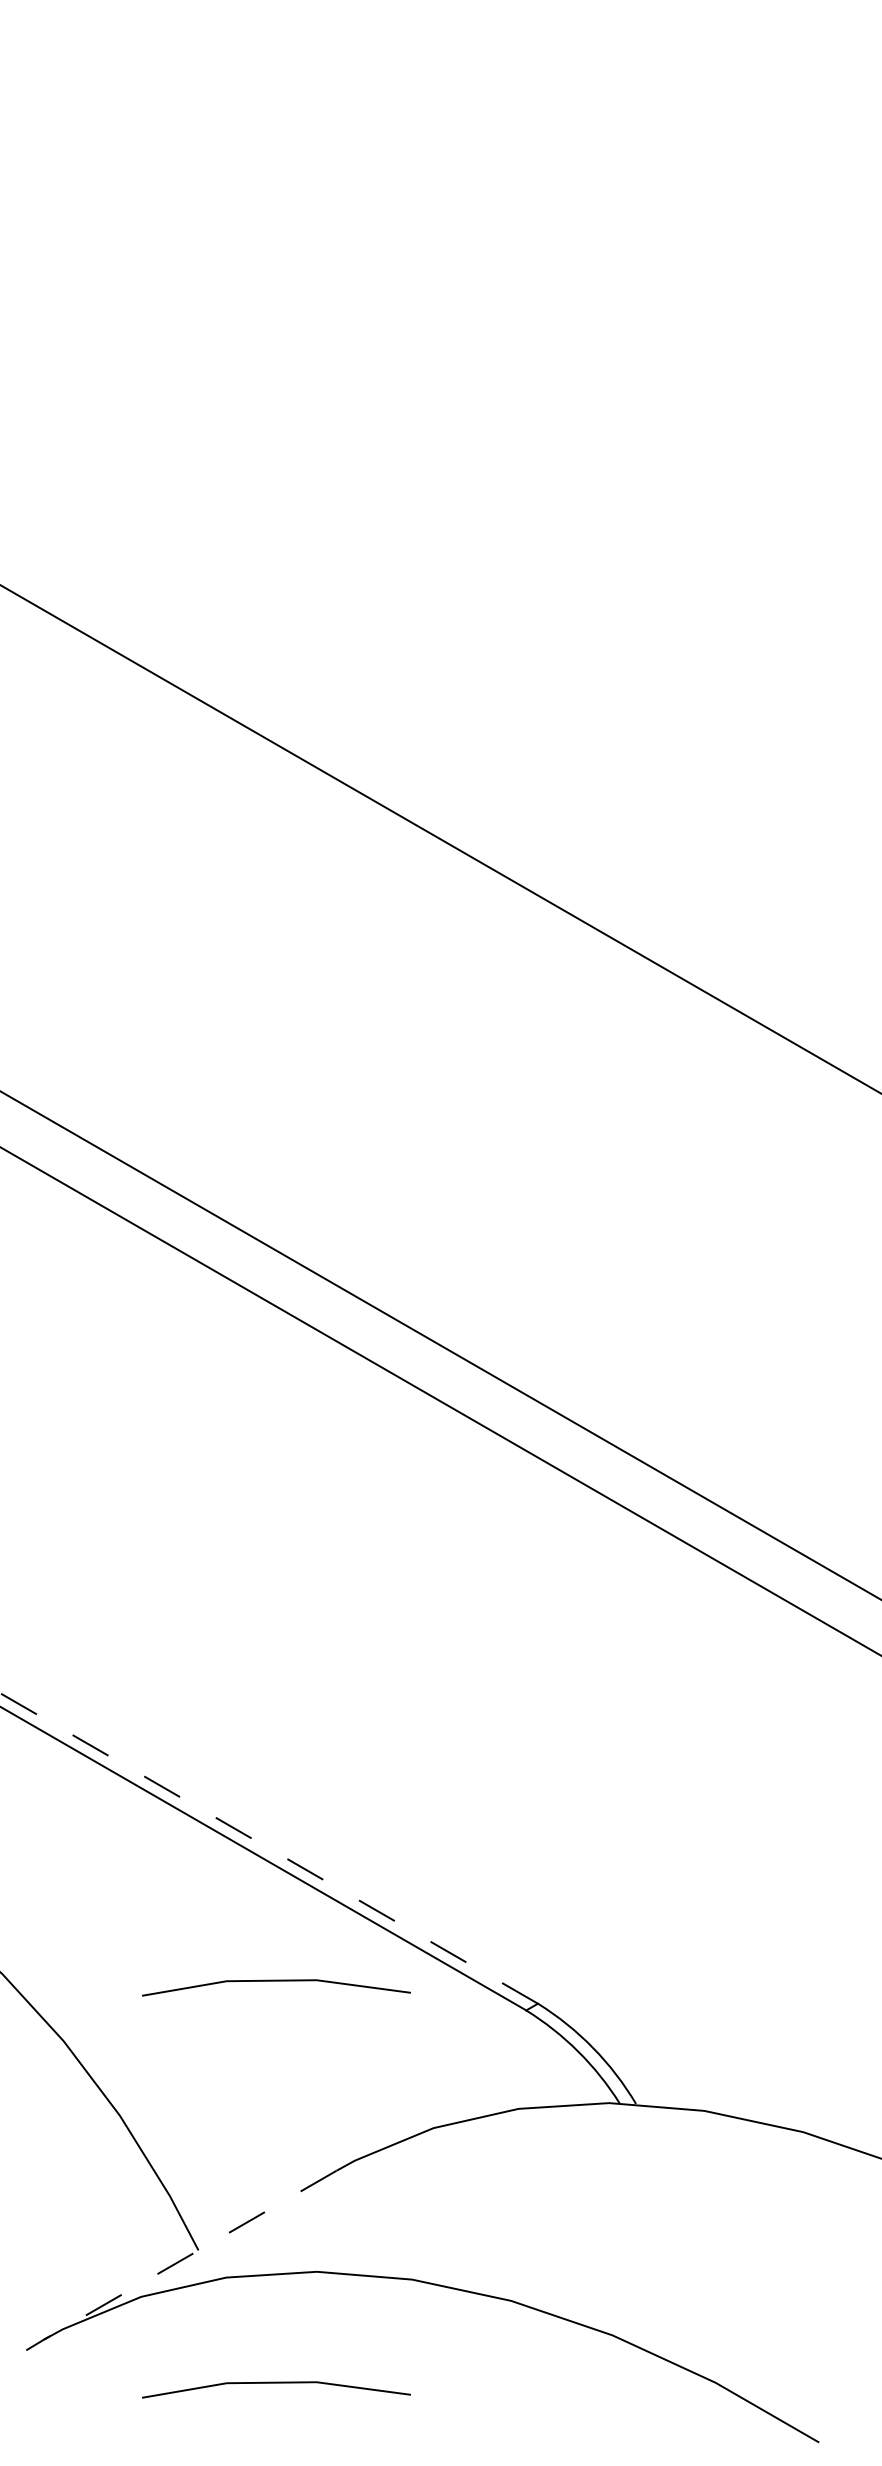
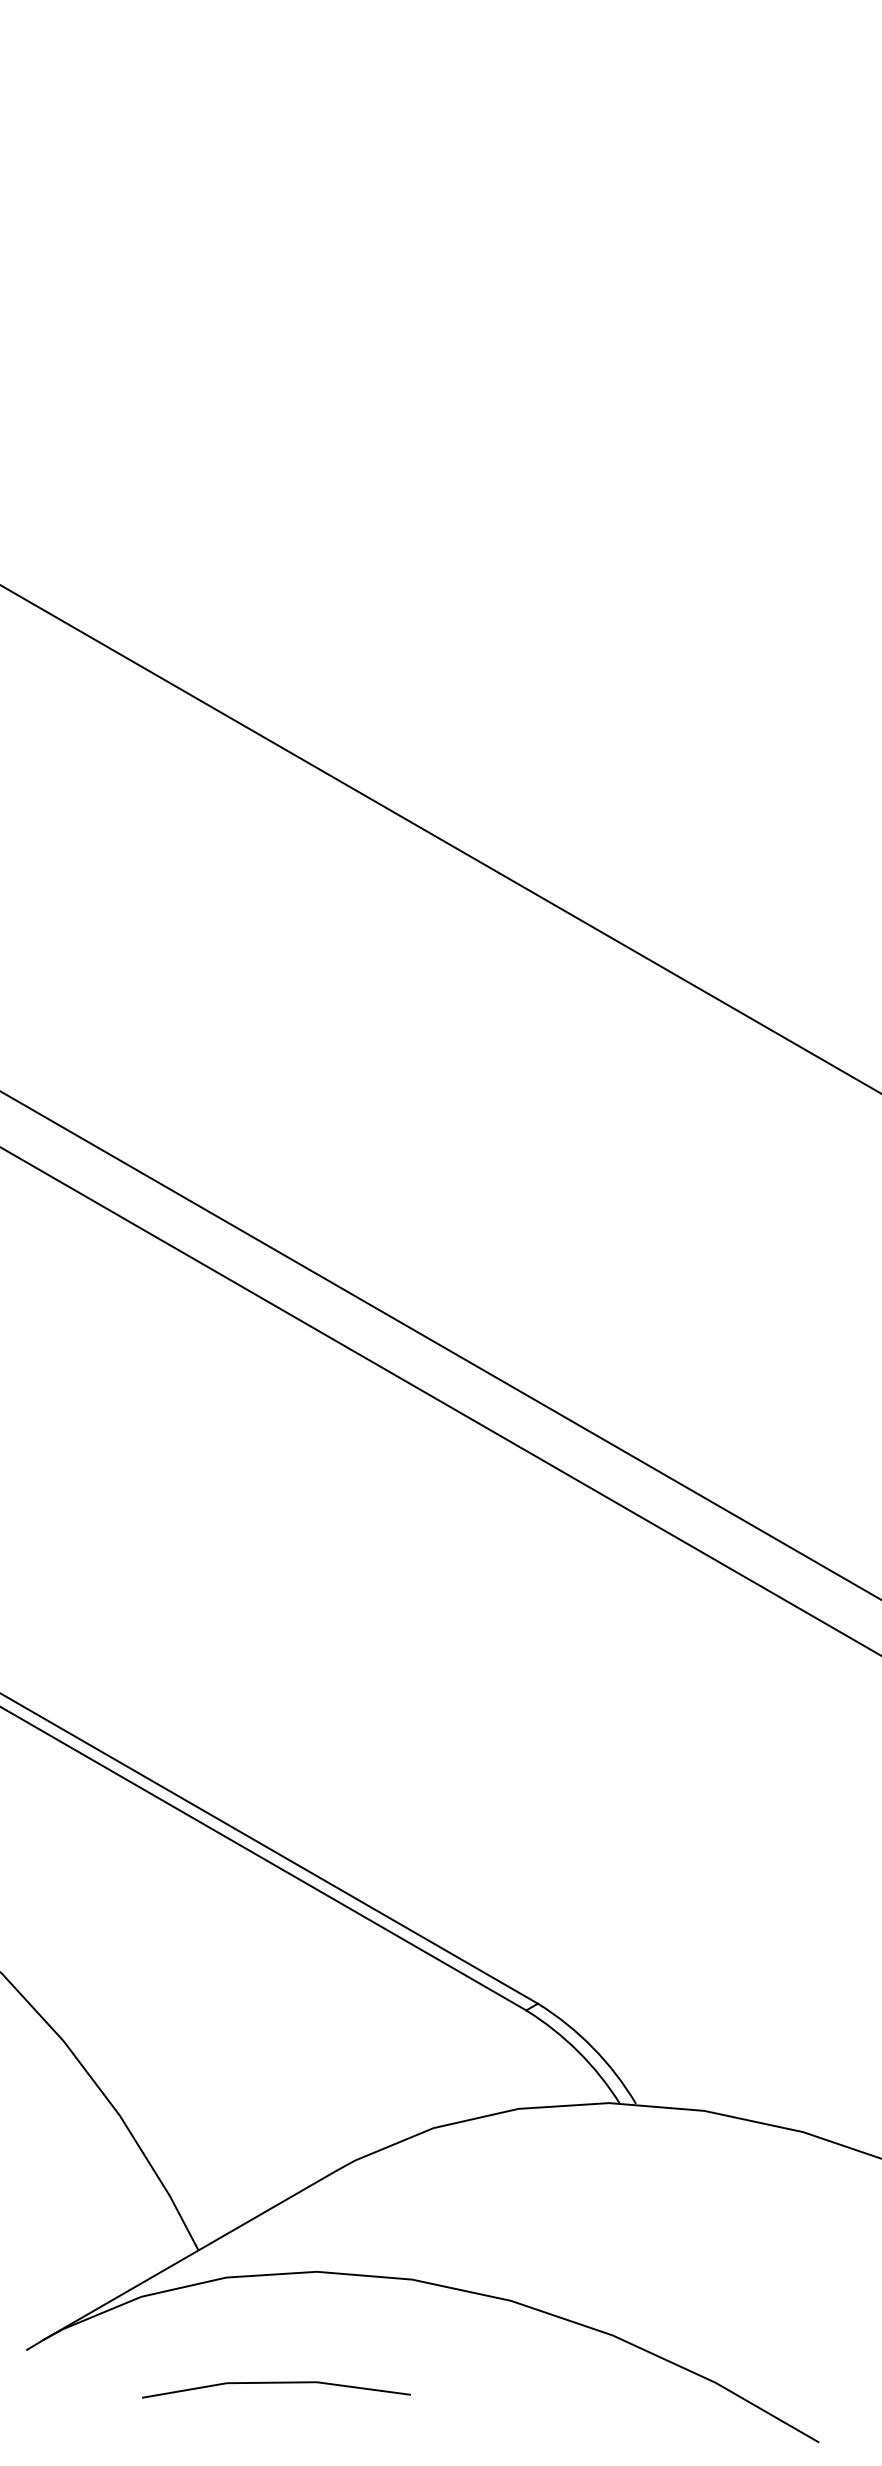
line: dashed -> solid (268, 1848)
line: present -> none (276, 1981)
line: dashed -> solid (190, 2255)
